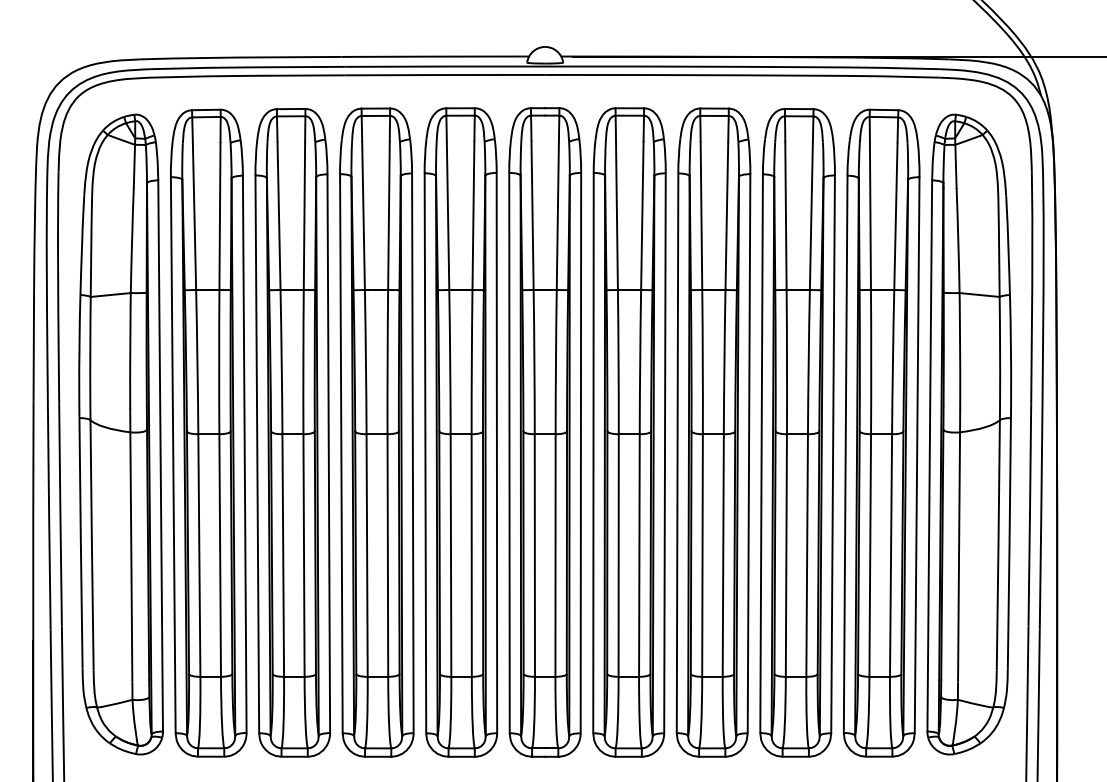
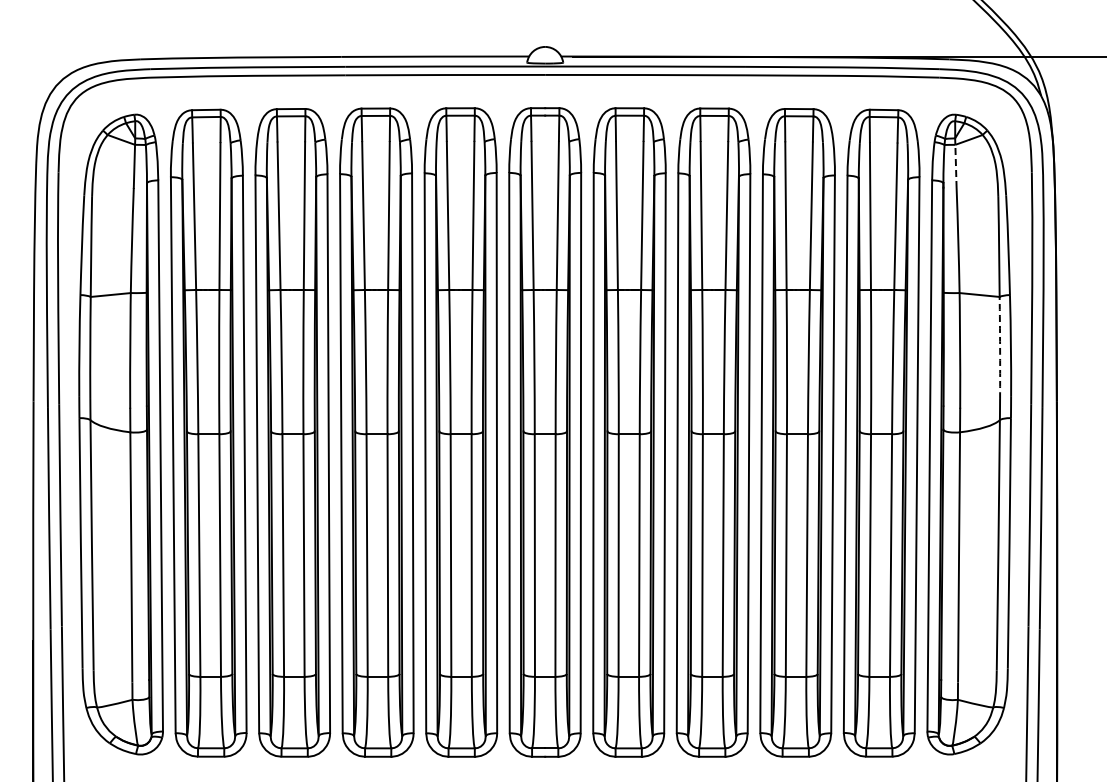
line: solid -> dashed (955, 166)
arc: solid -> dashed (1000, 347)
